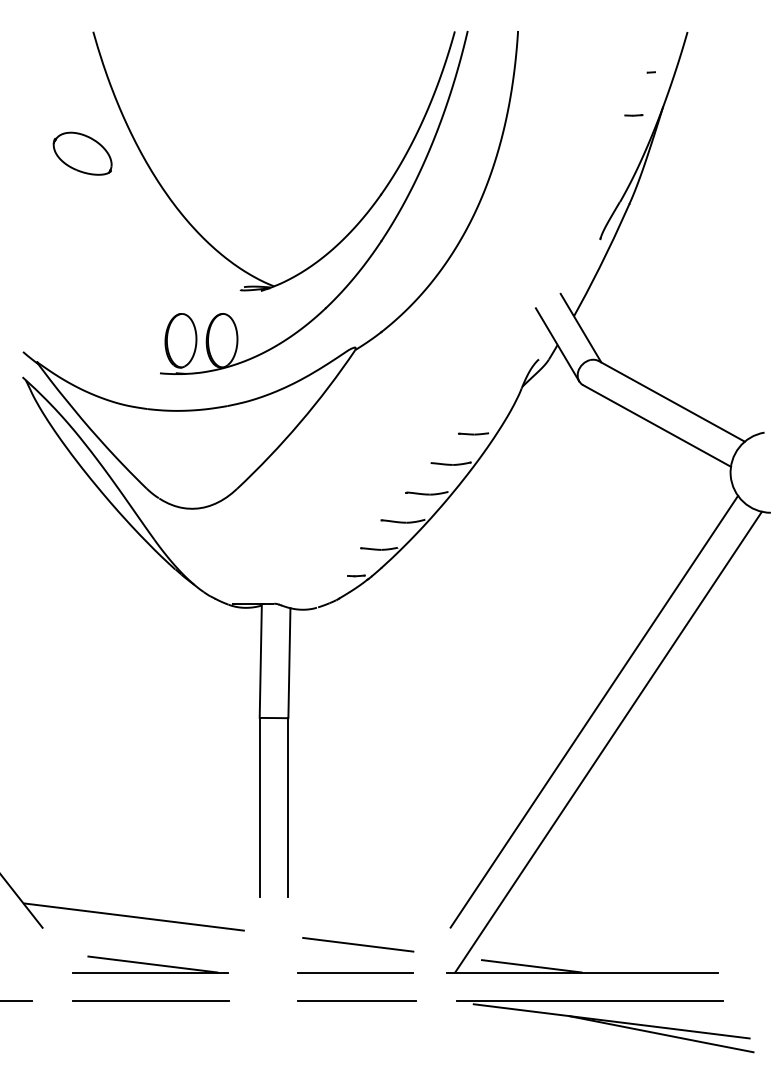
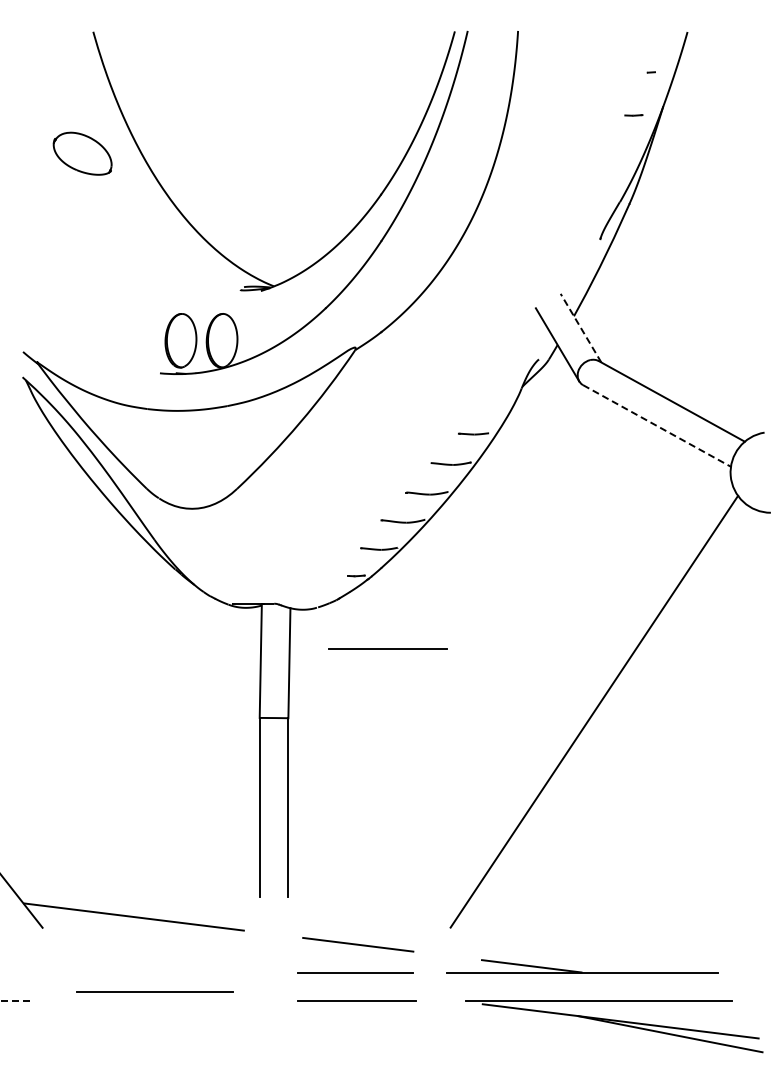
line: solid -> dashed (581, 328)
line: solid -> dashed (657, 426)
line: none -> present (387, 648)
line: present -> none (608, 741)
part: present -> none (150, 964)
line position: (150, 1000) -> (154, 991) (154, 991)
line: solid -> dashed (16, 1001)
part position: (605, 1026) -> (614, 1026) (614, 1026)
